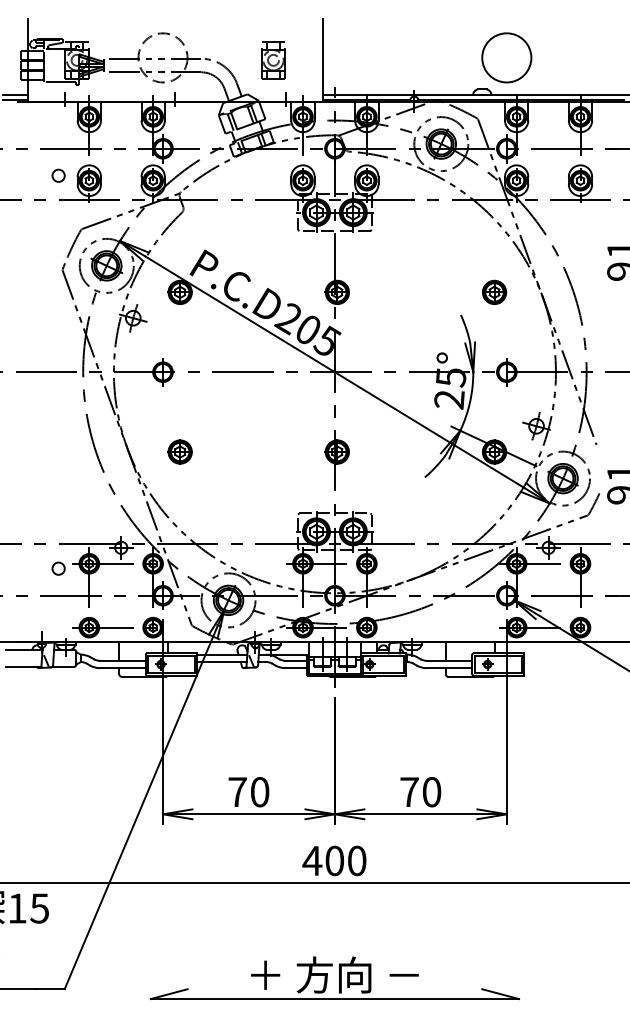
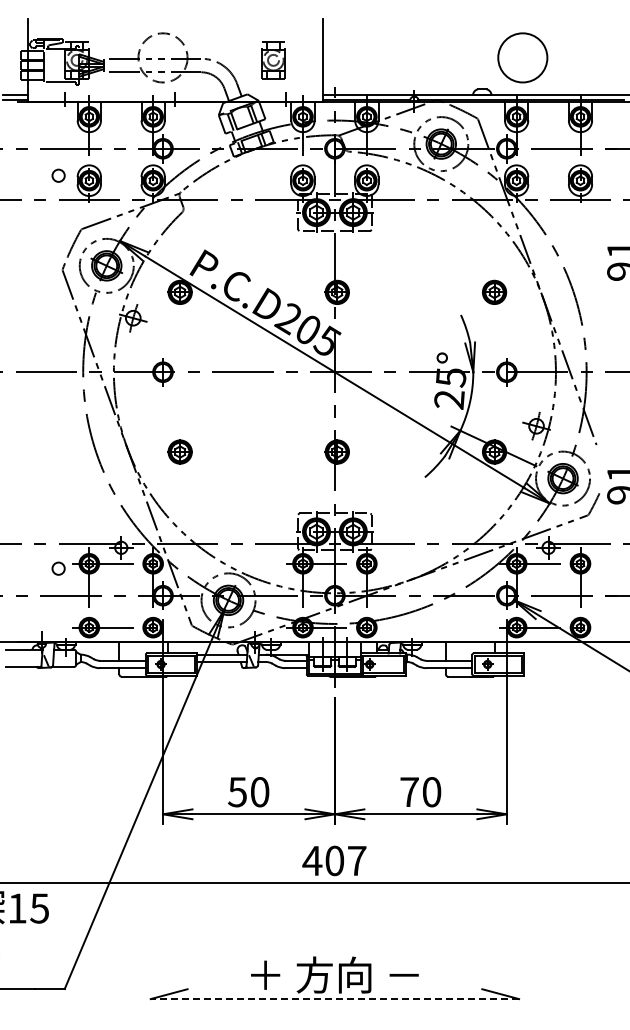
circle position: (506, 57) -> (522, 57) (522, 57)
text: 70 -> 50 (237, 792)
text: 400 -> 407 (357, 860)
line: solid -> dashed (334, 999)
